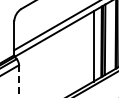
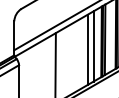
line: none -> present (87, 49)
line: none -> present (55, 63)
line: dashed -> solid (19, 82)
